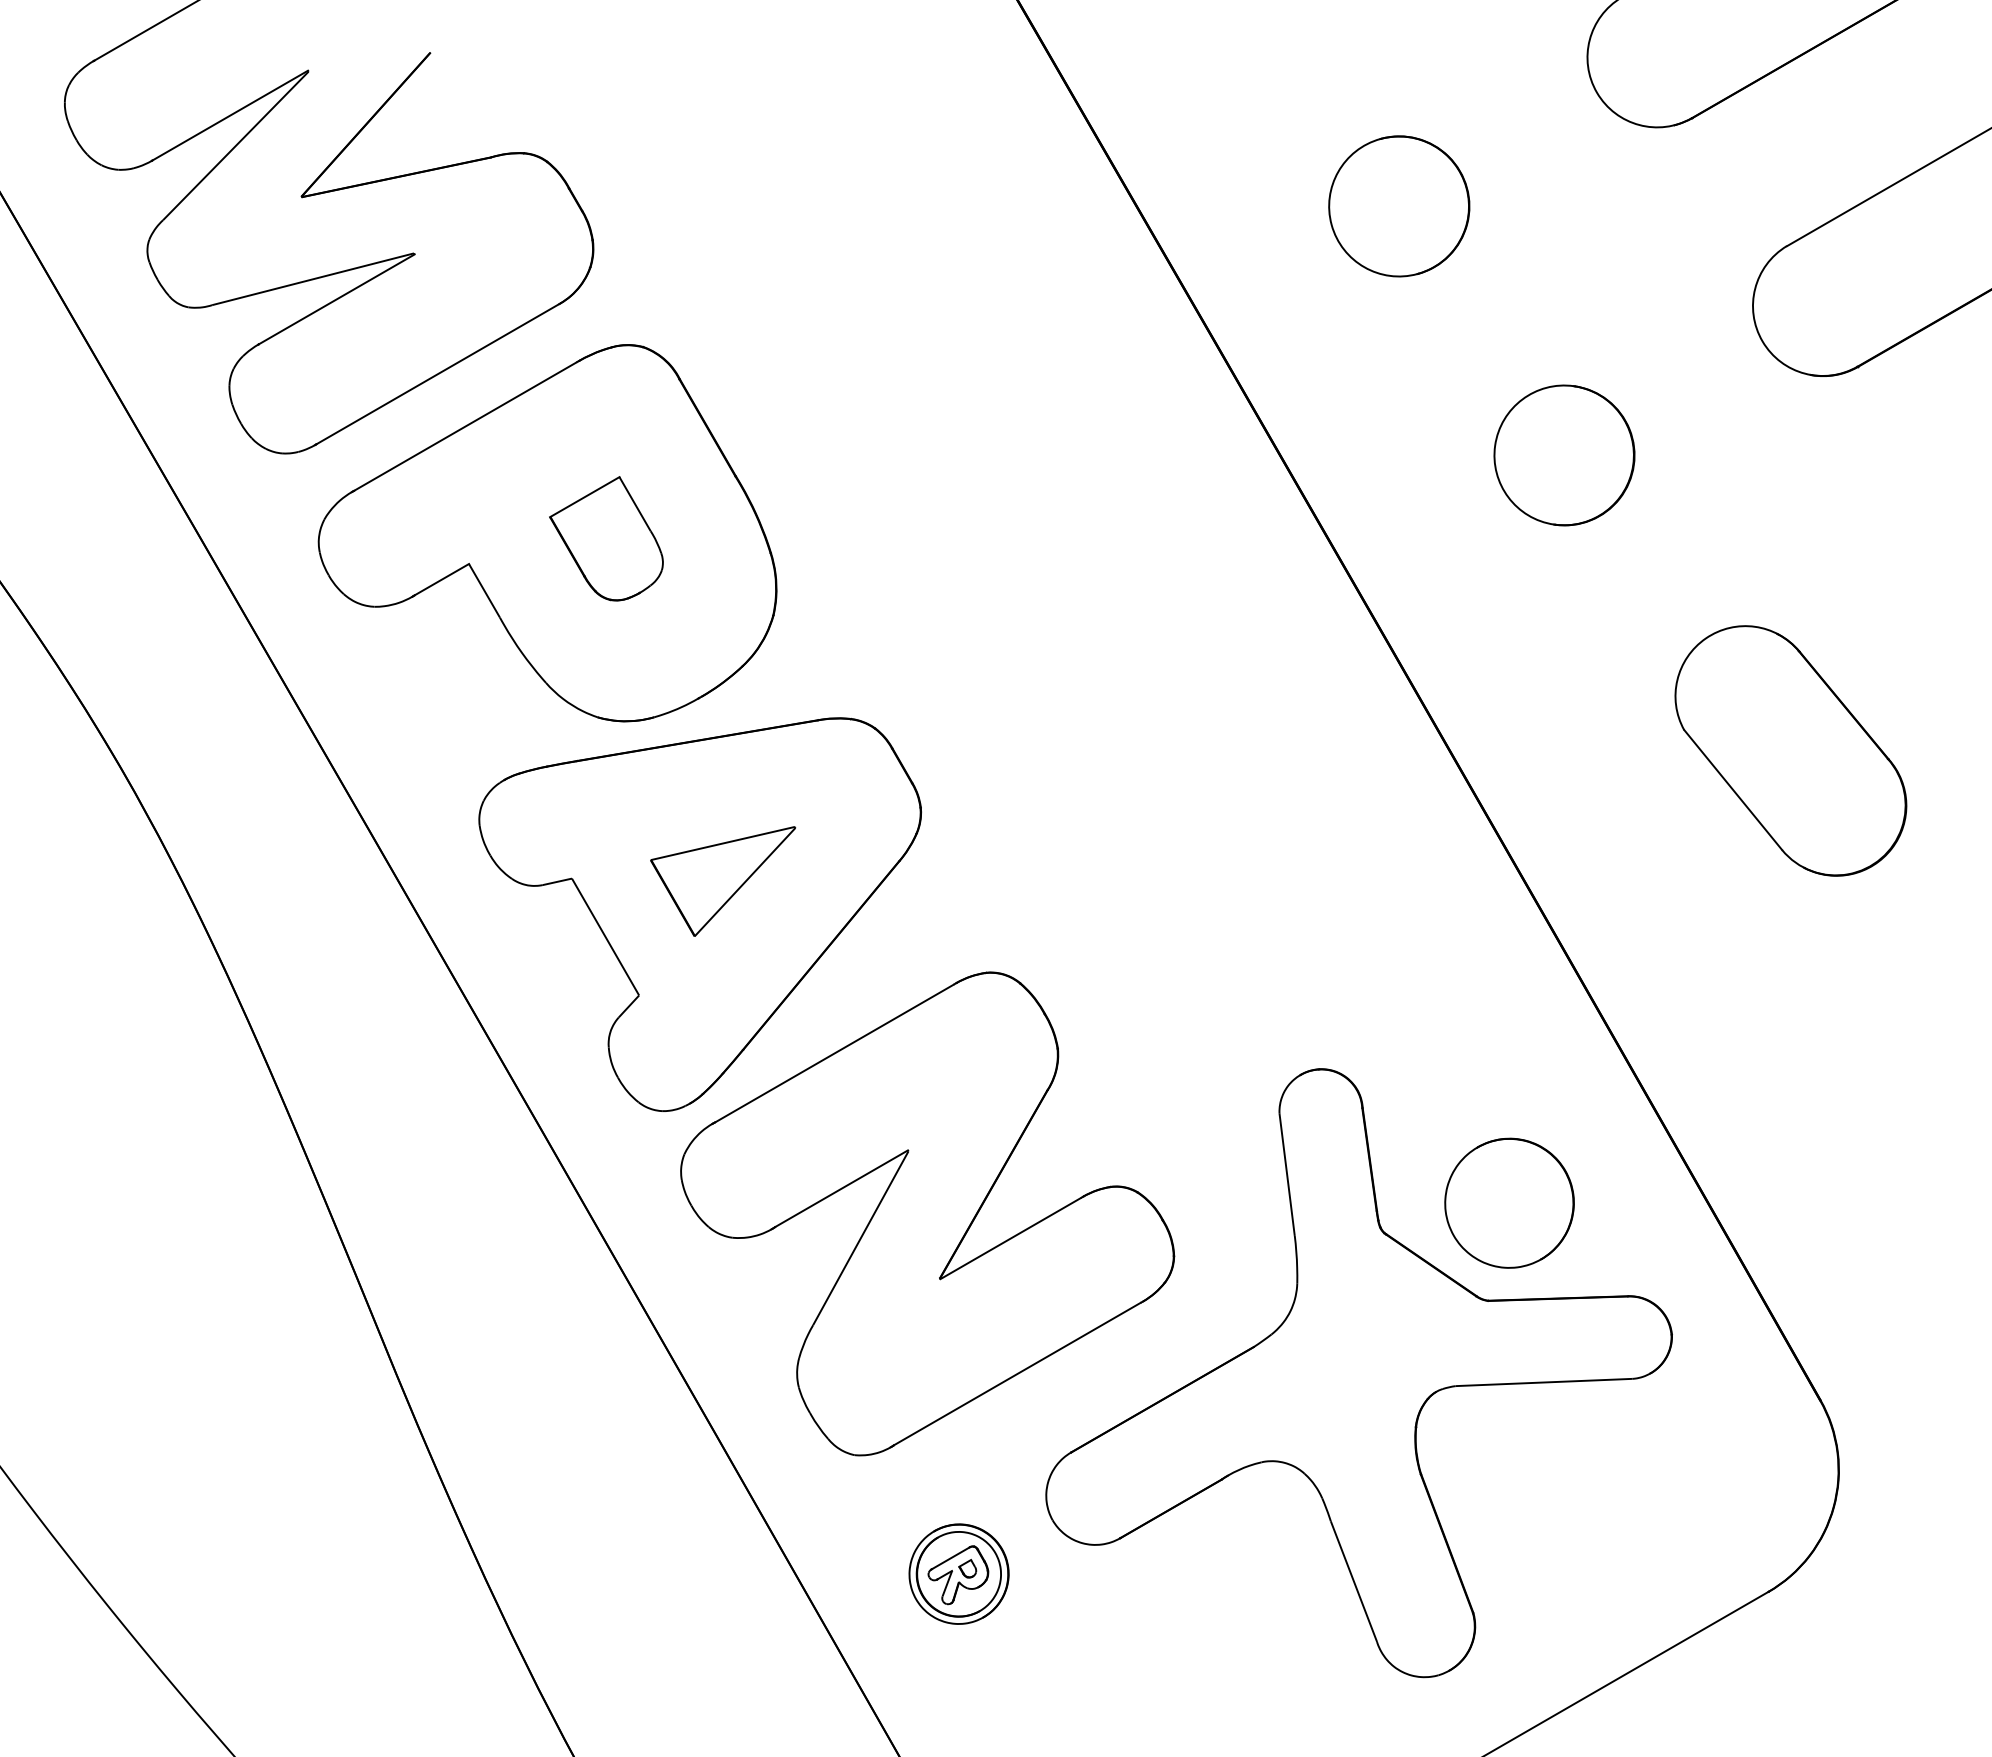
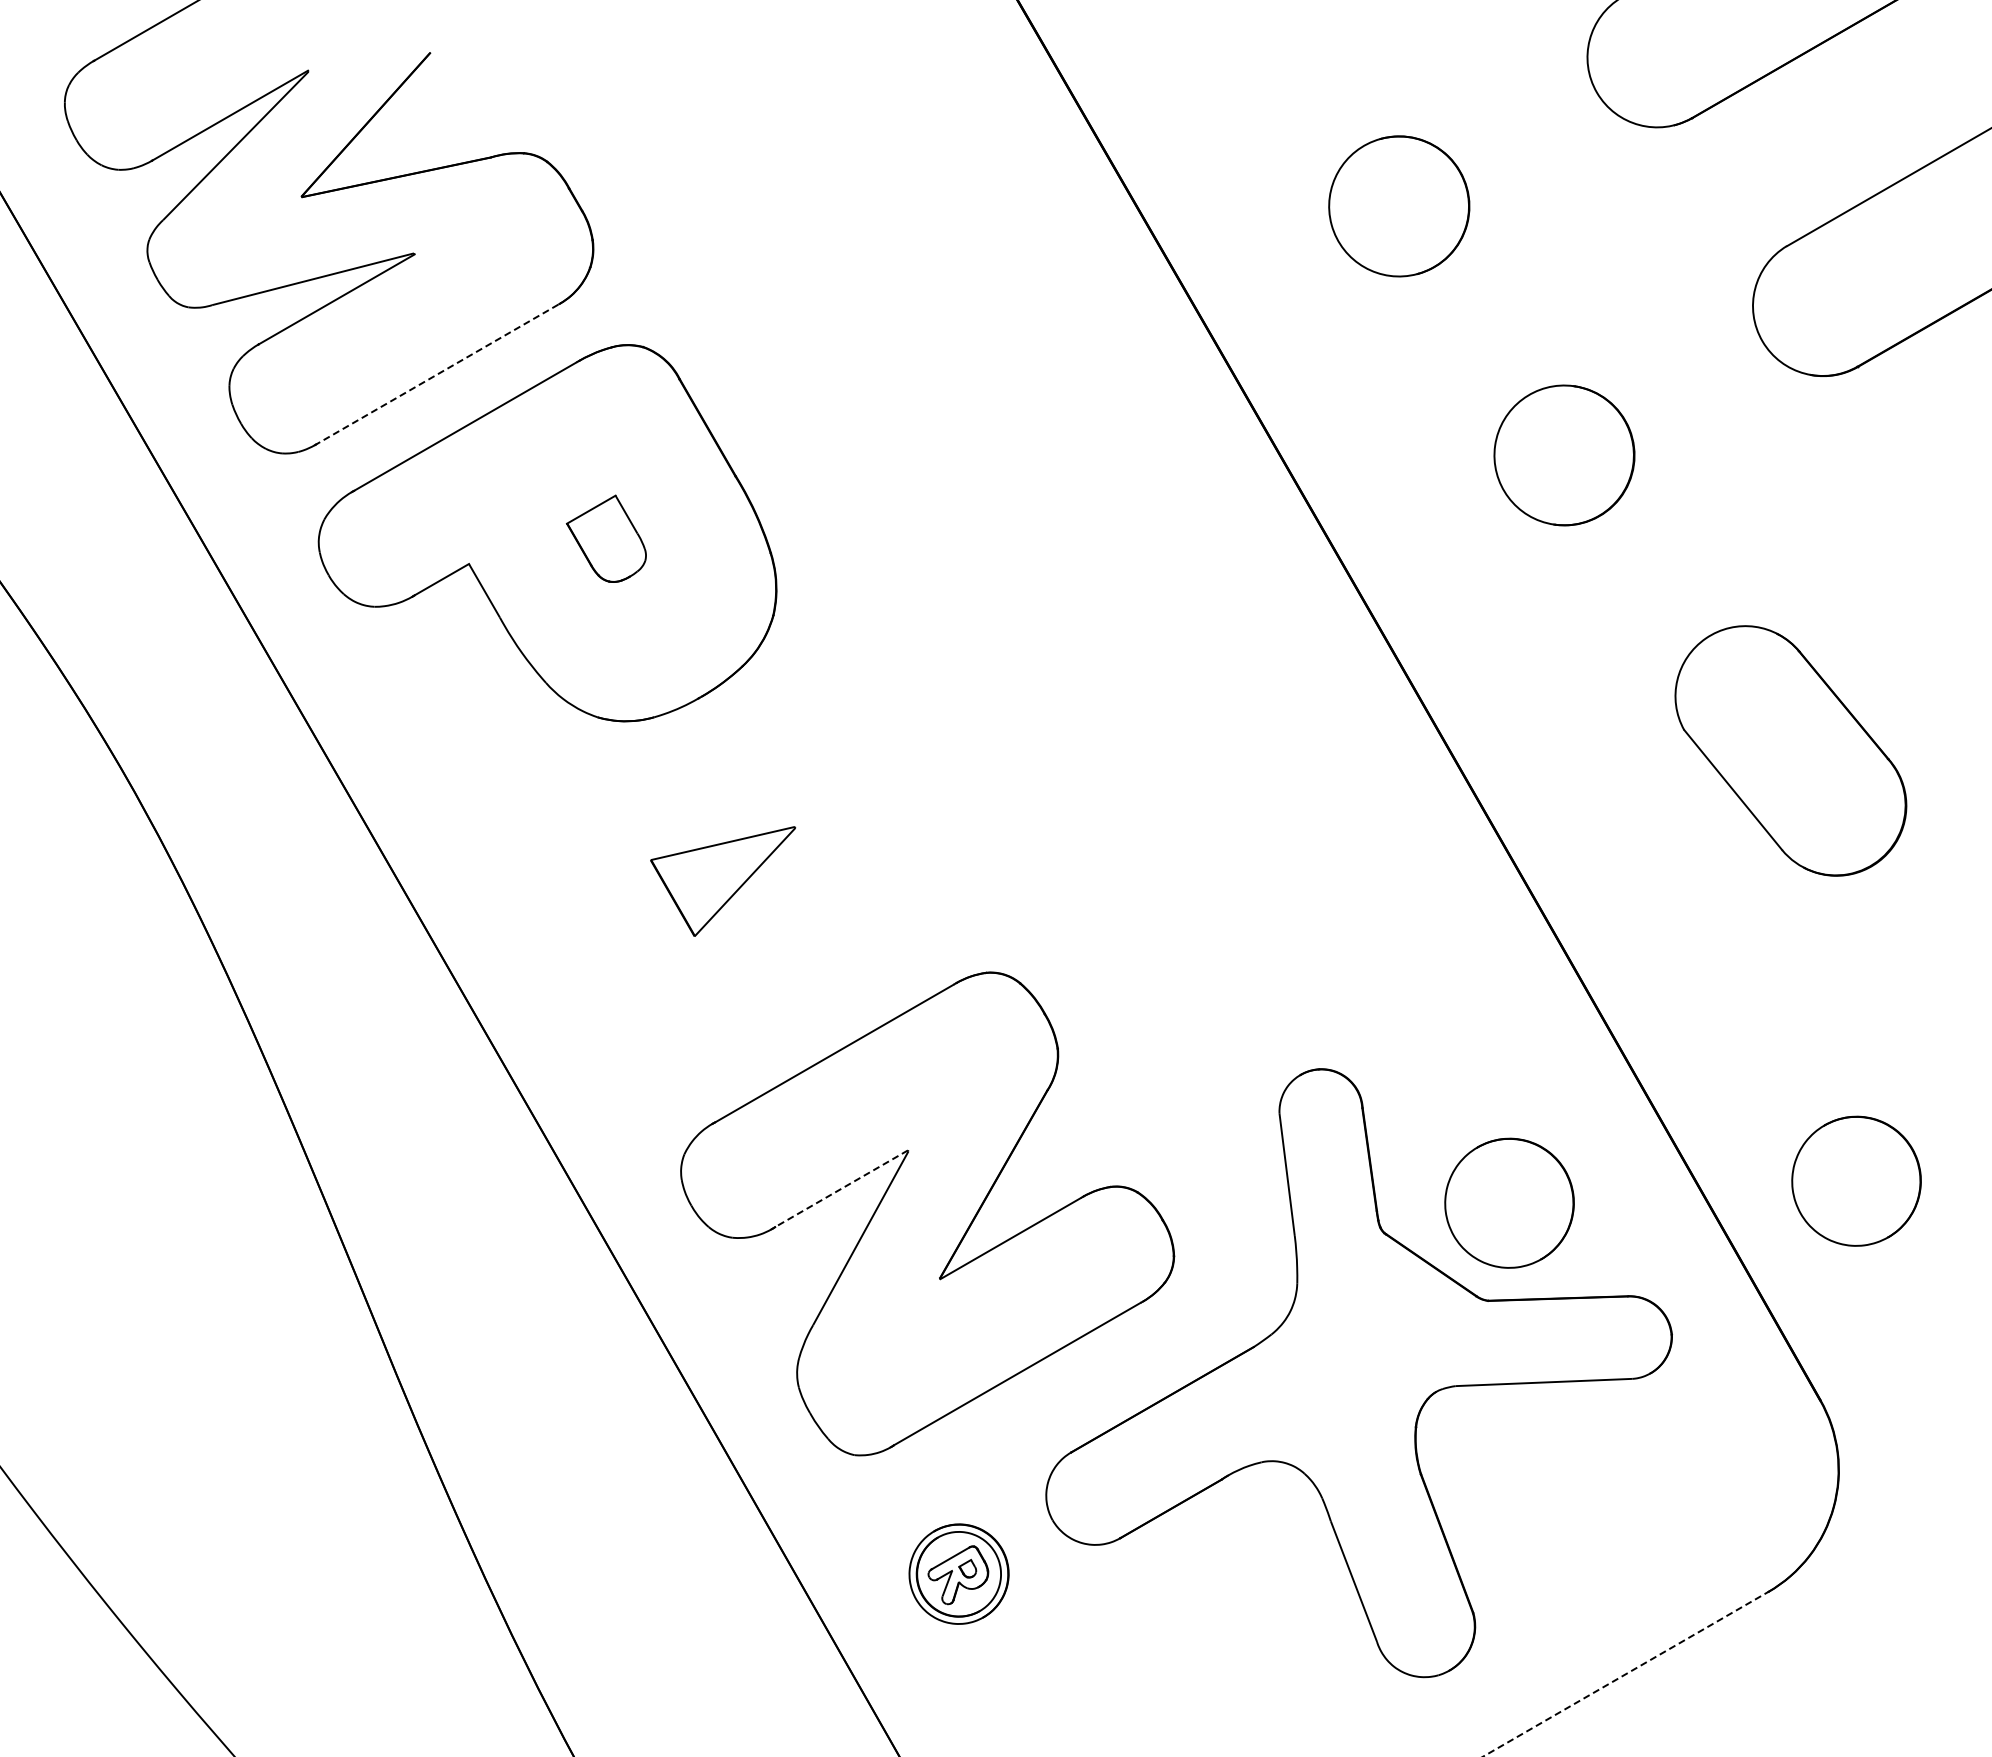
line: solid -> dashed (437, 374)
part size: 115x126 px -> 81x89 px (606, 538)
part: present -> none (699, 914)
part: none -> present (1856, 1180)
line: solid -> dashed (841, 1188)
line: solid -> dashed (1625, 1674)
